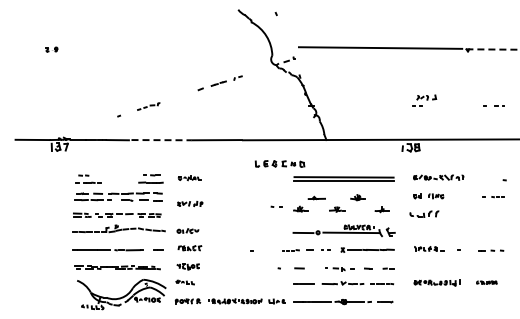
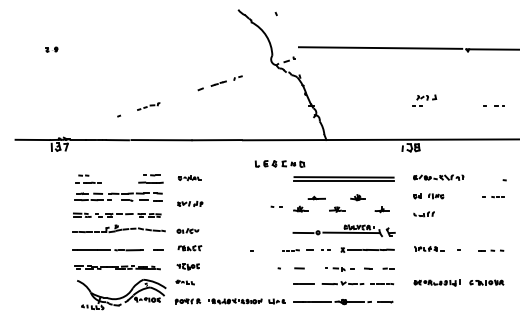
line: dashed -> solid (493, 49)
line: dashed -> solid (162, 140)
part size: 31x8 px -> 22x7 px (423, 214)
part size: 22x5 px -> 36x7 px (486, 282)
